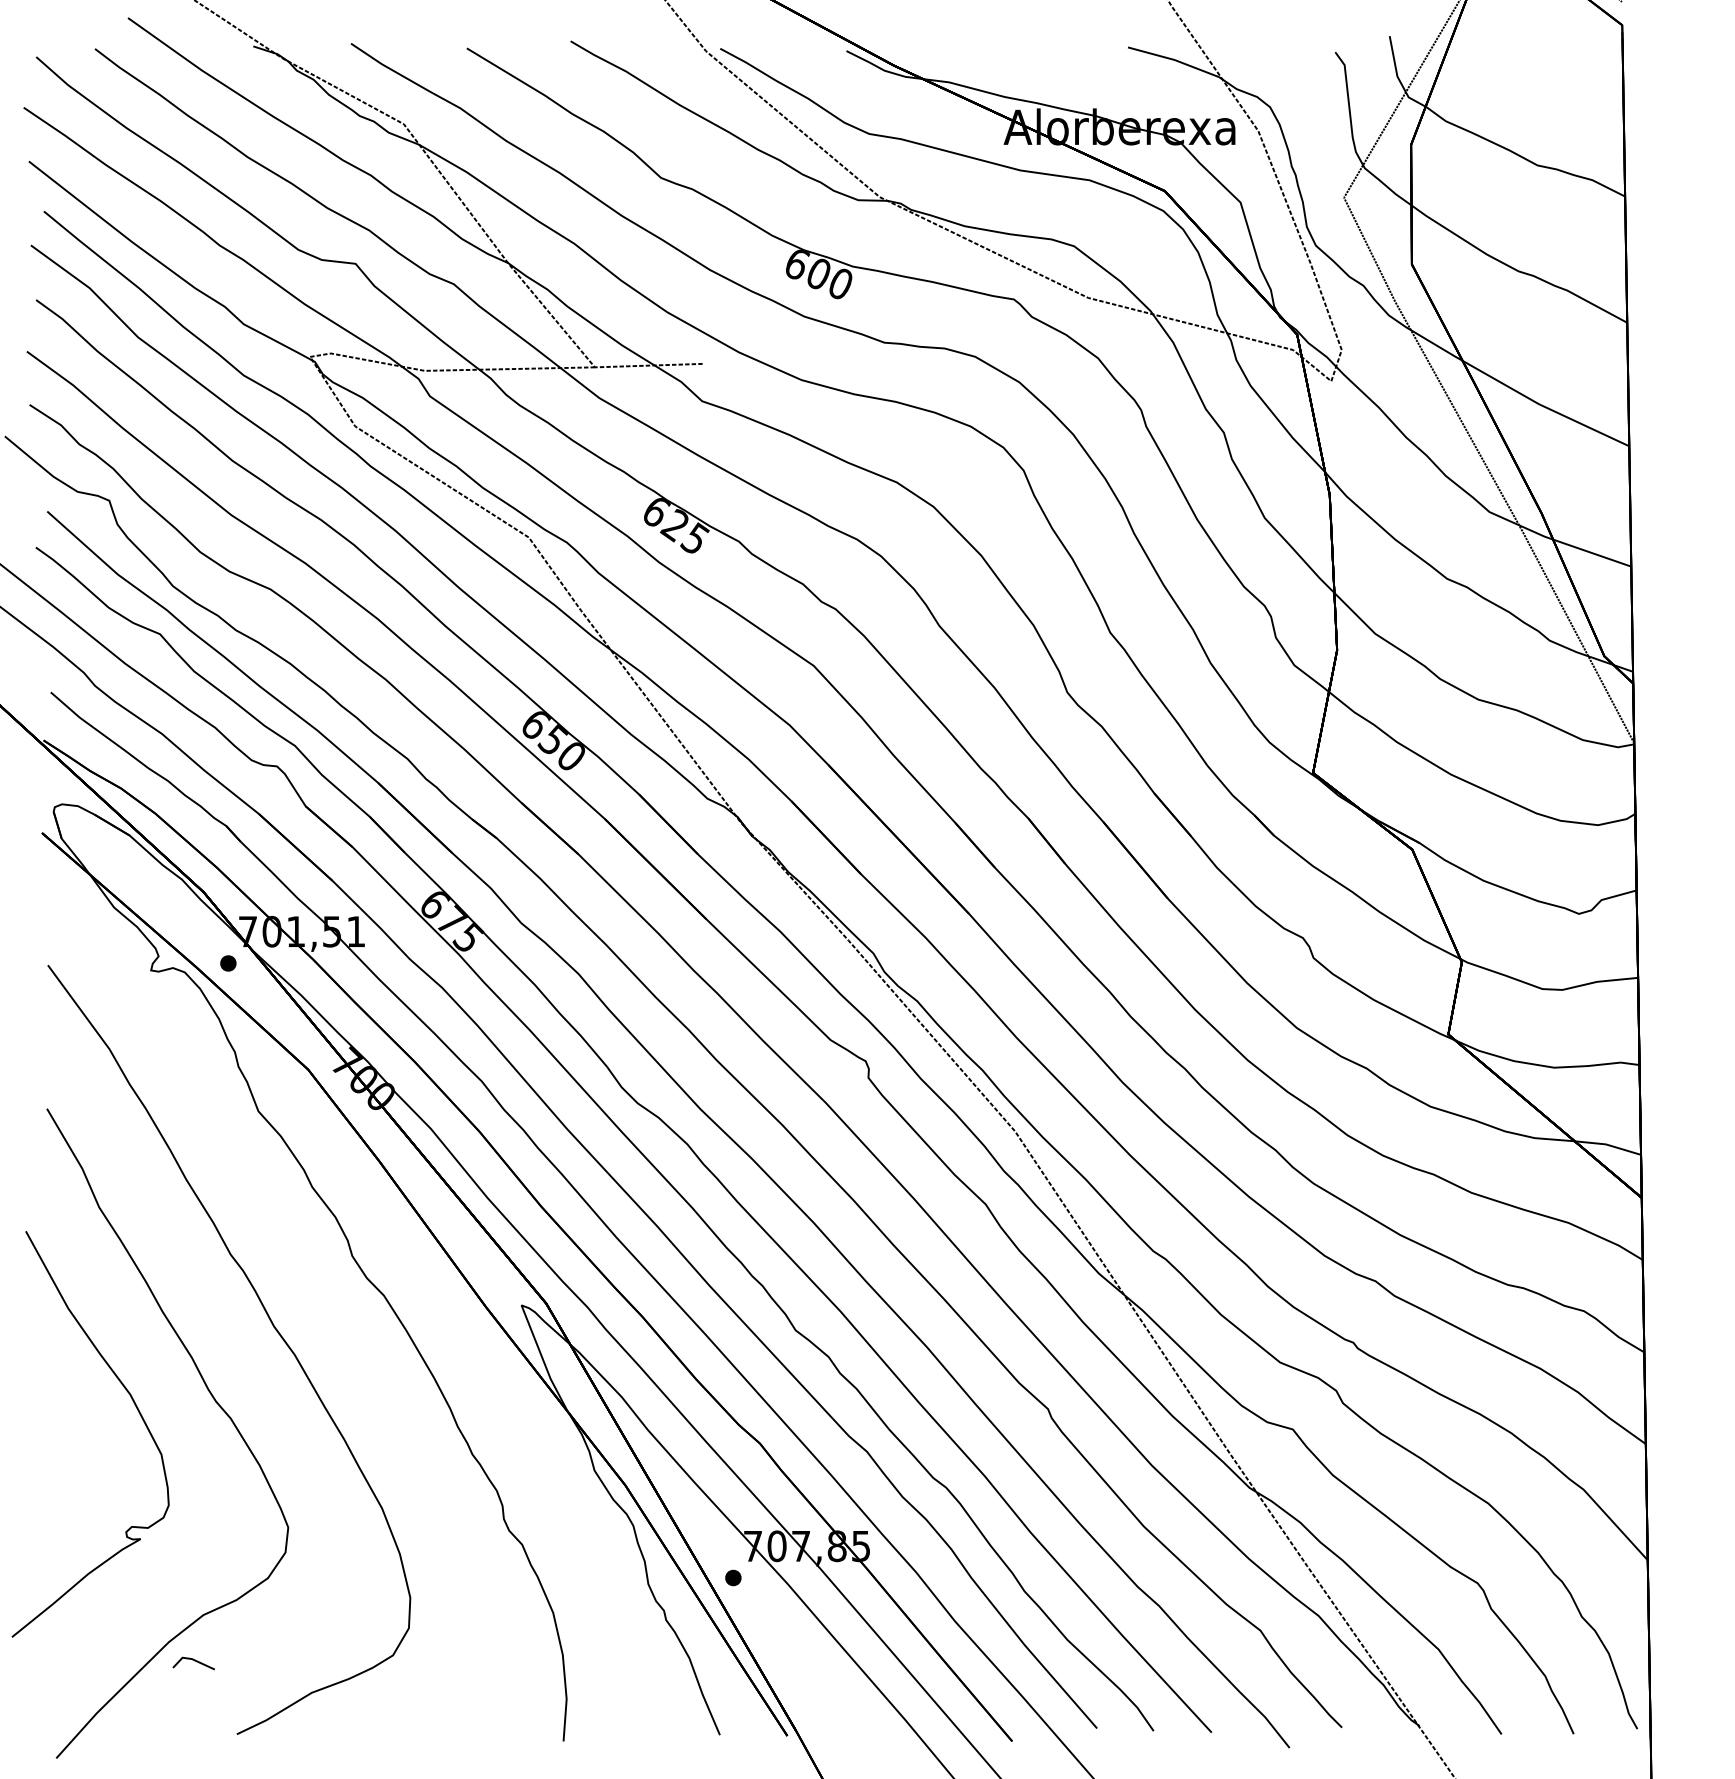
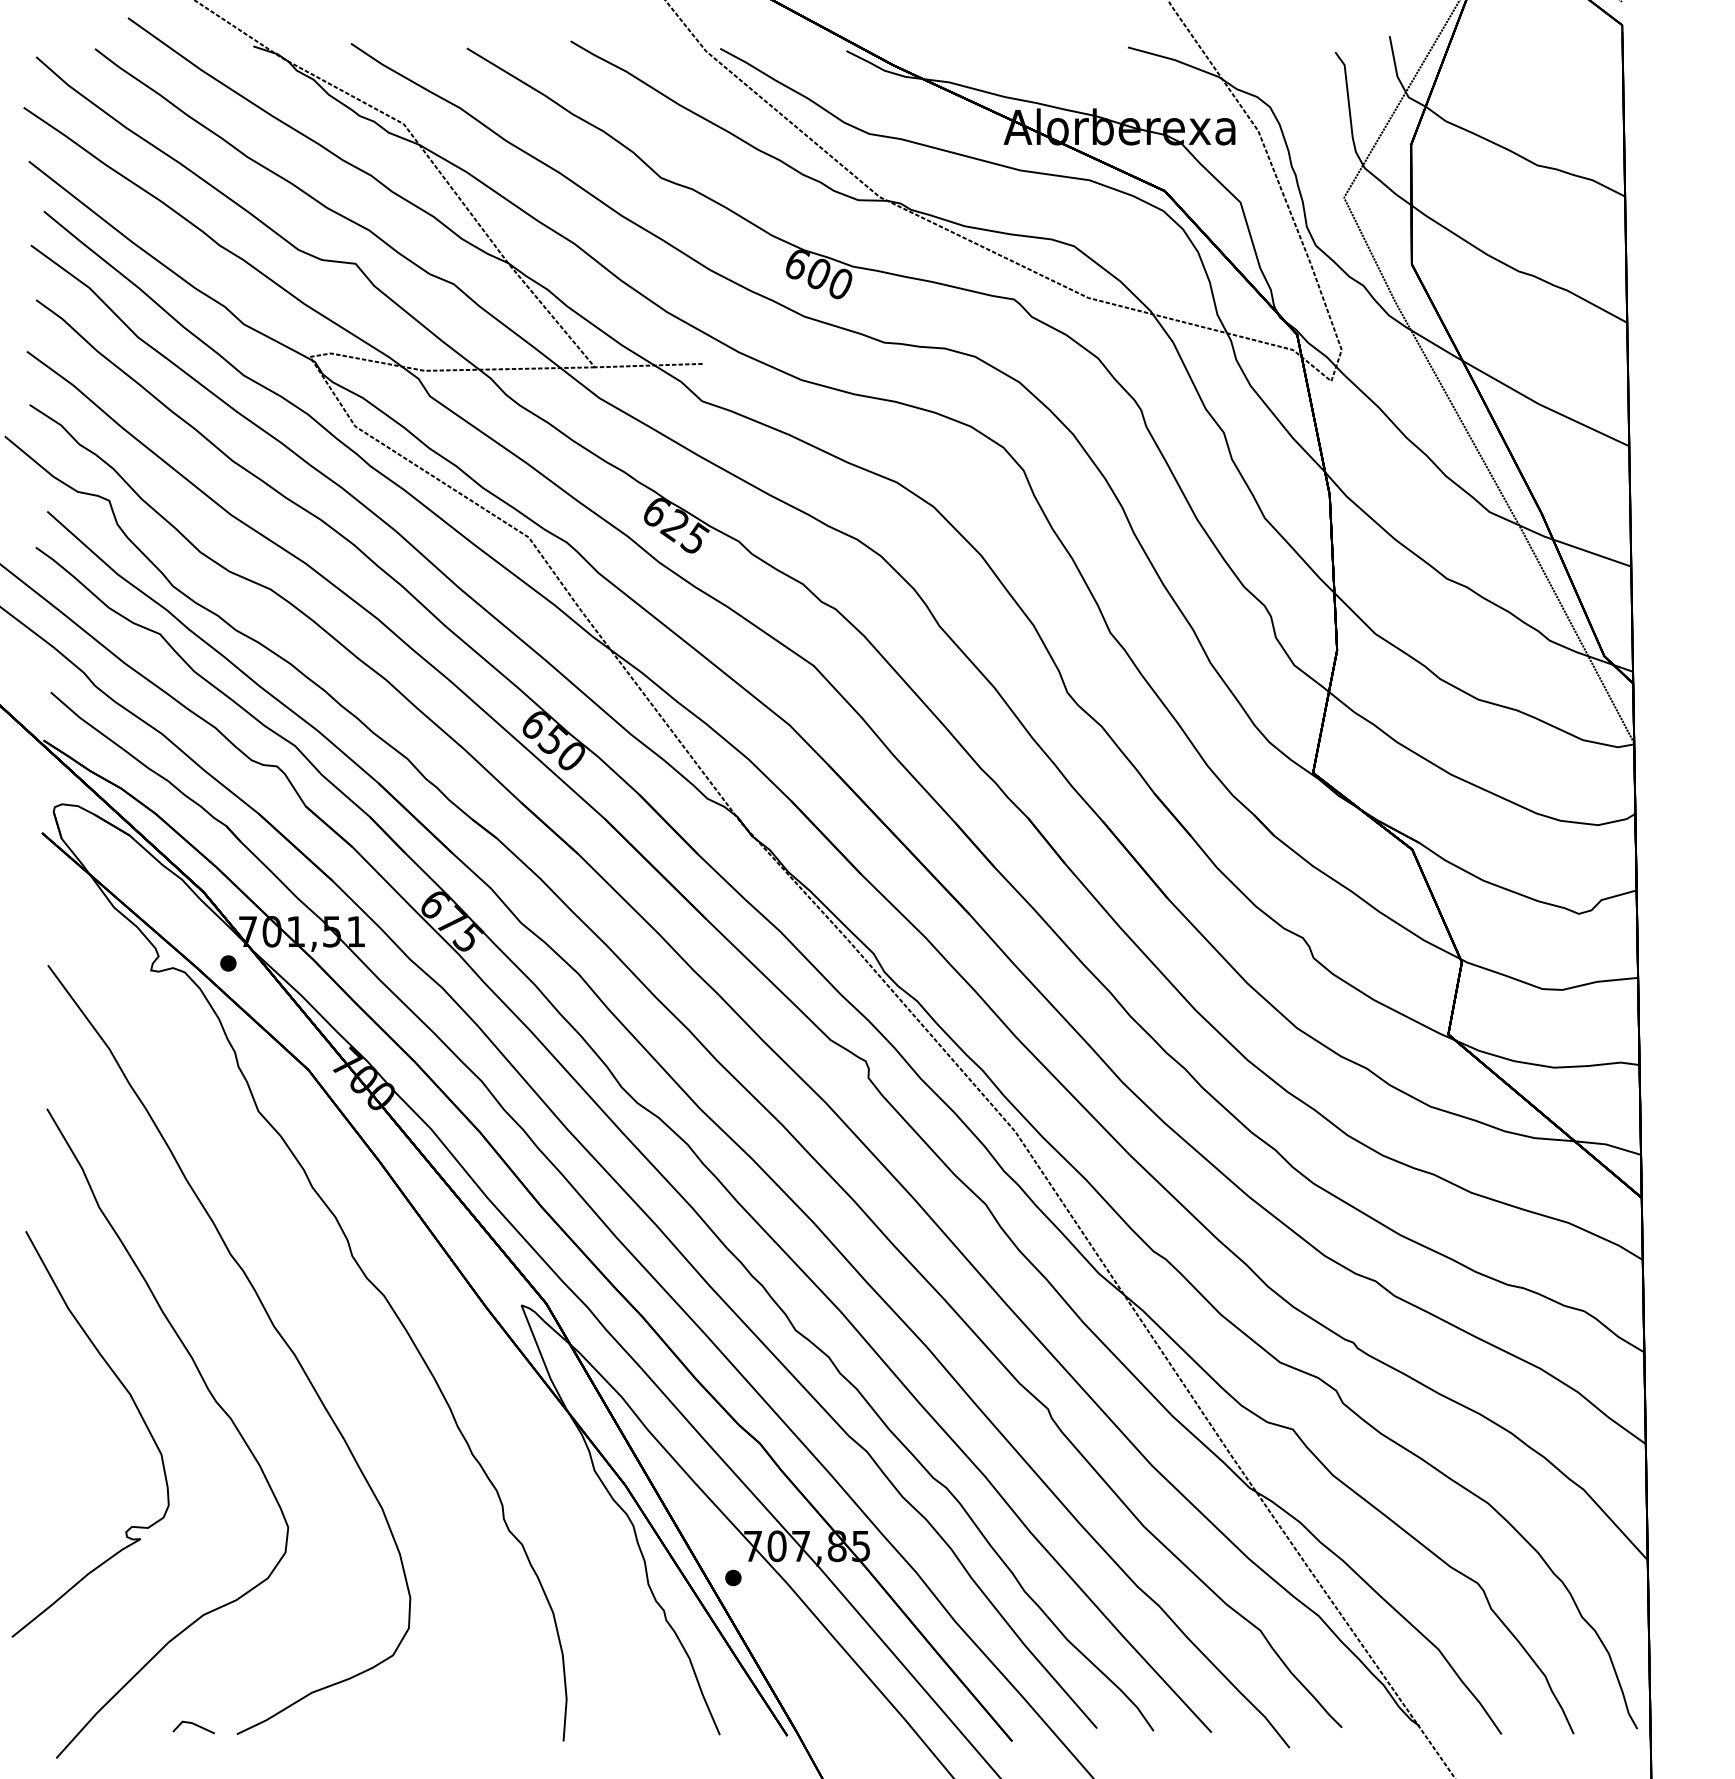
line position: (194, 1661) -> (194, 1725) (194, 1725)
